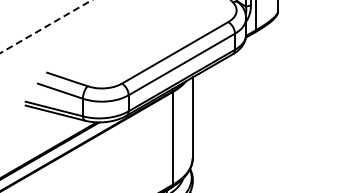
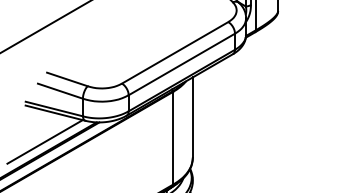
line: dashed -> solid (45, 26)
line: none -> present (44, 141)
